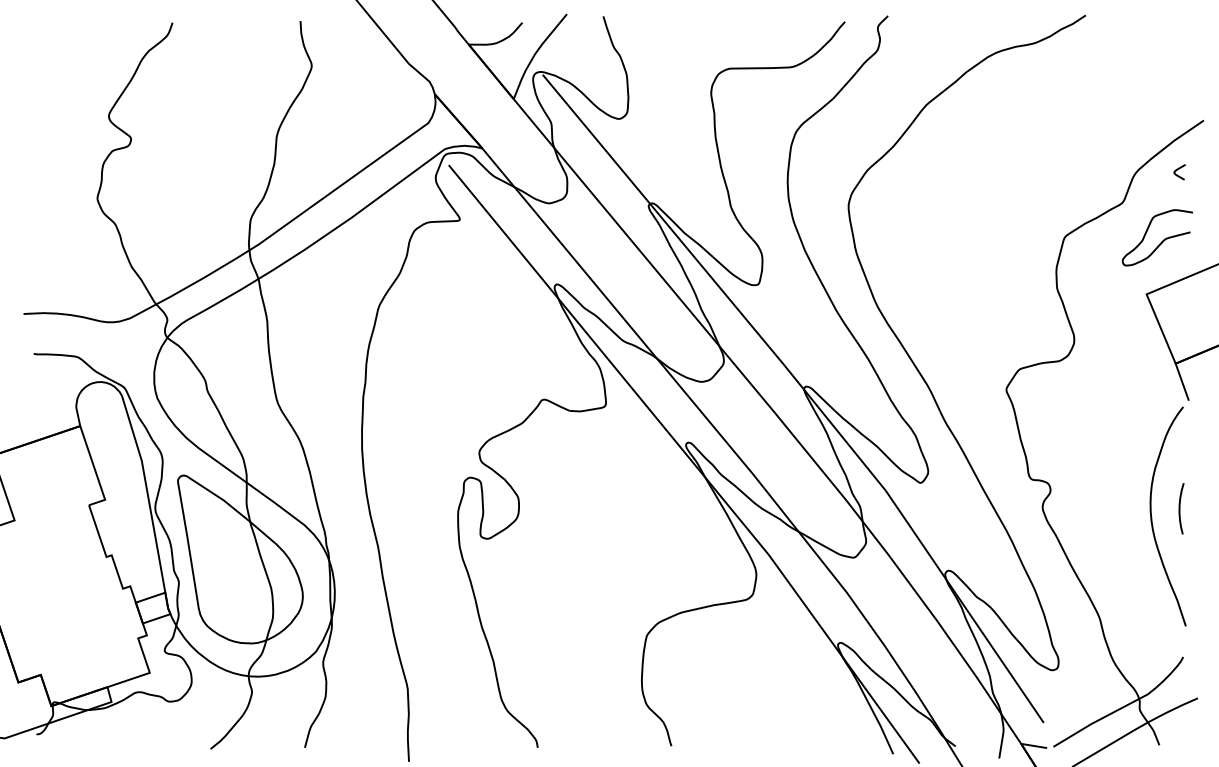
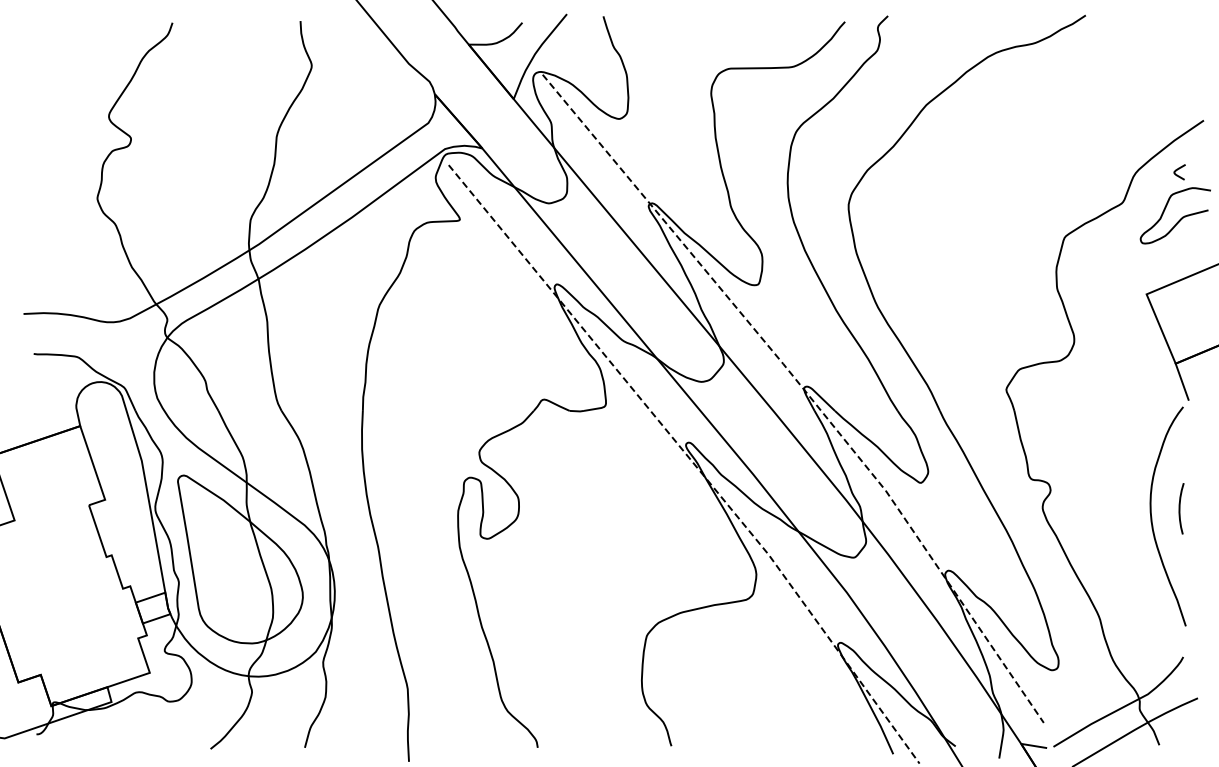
curve position: (1161, 241) -> (1179, 219) (1179, 219)
line: solid -> dashed (804, 390)
line: solid -> dashed (690, 459)
